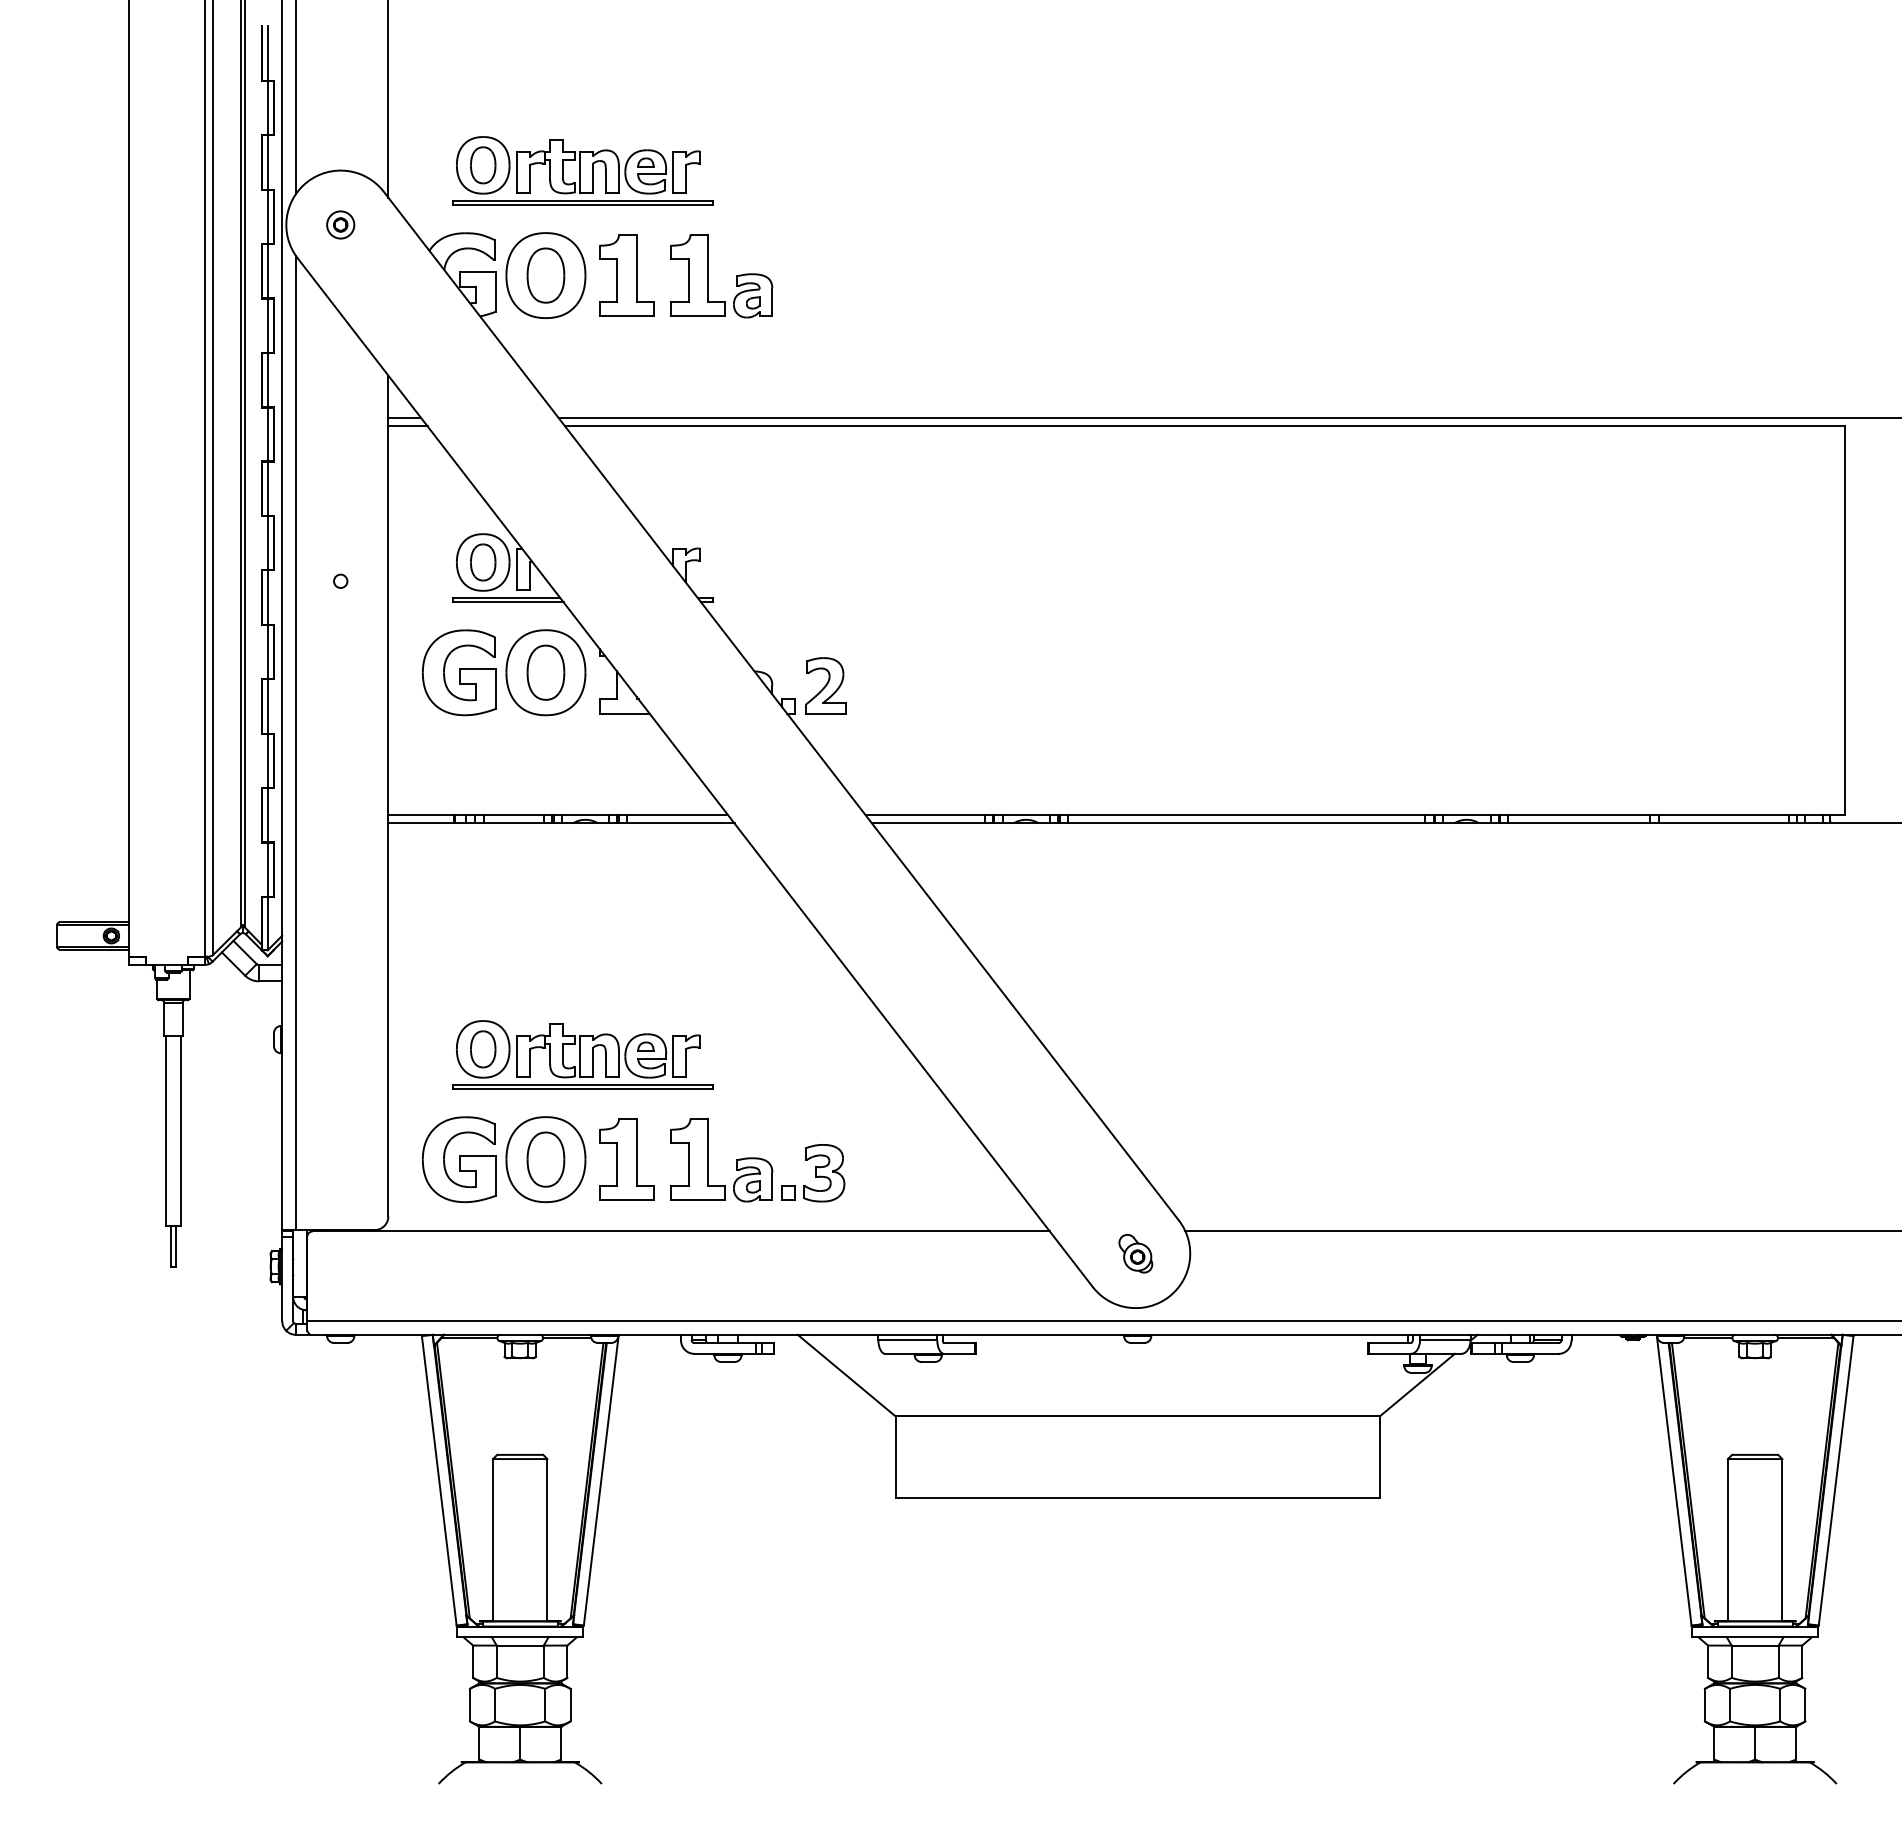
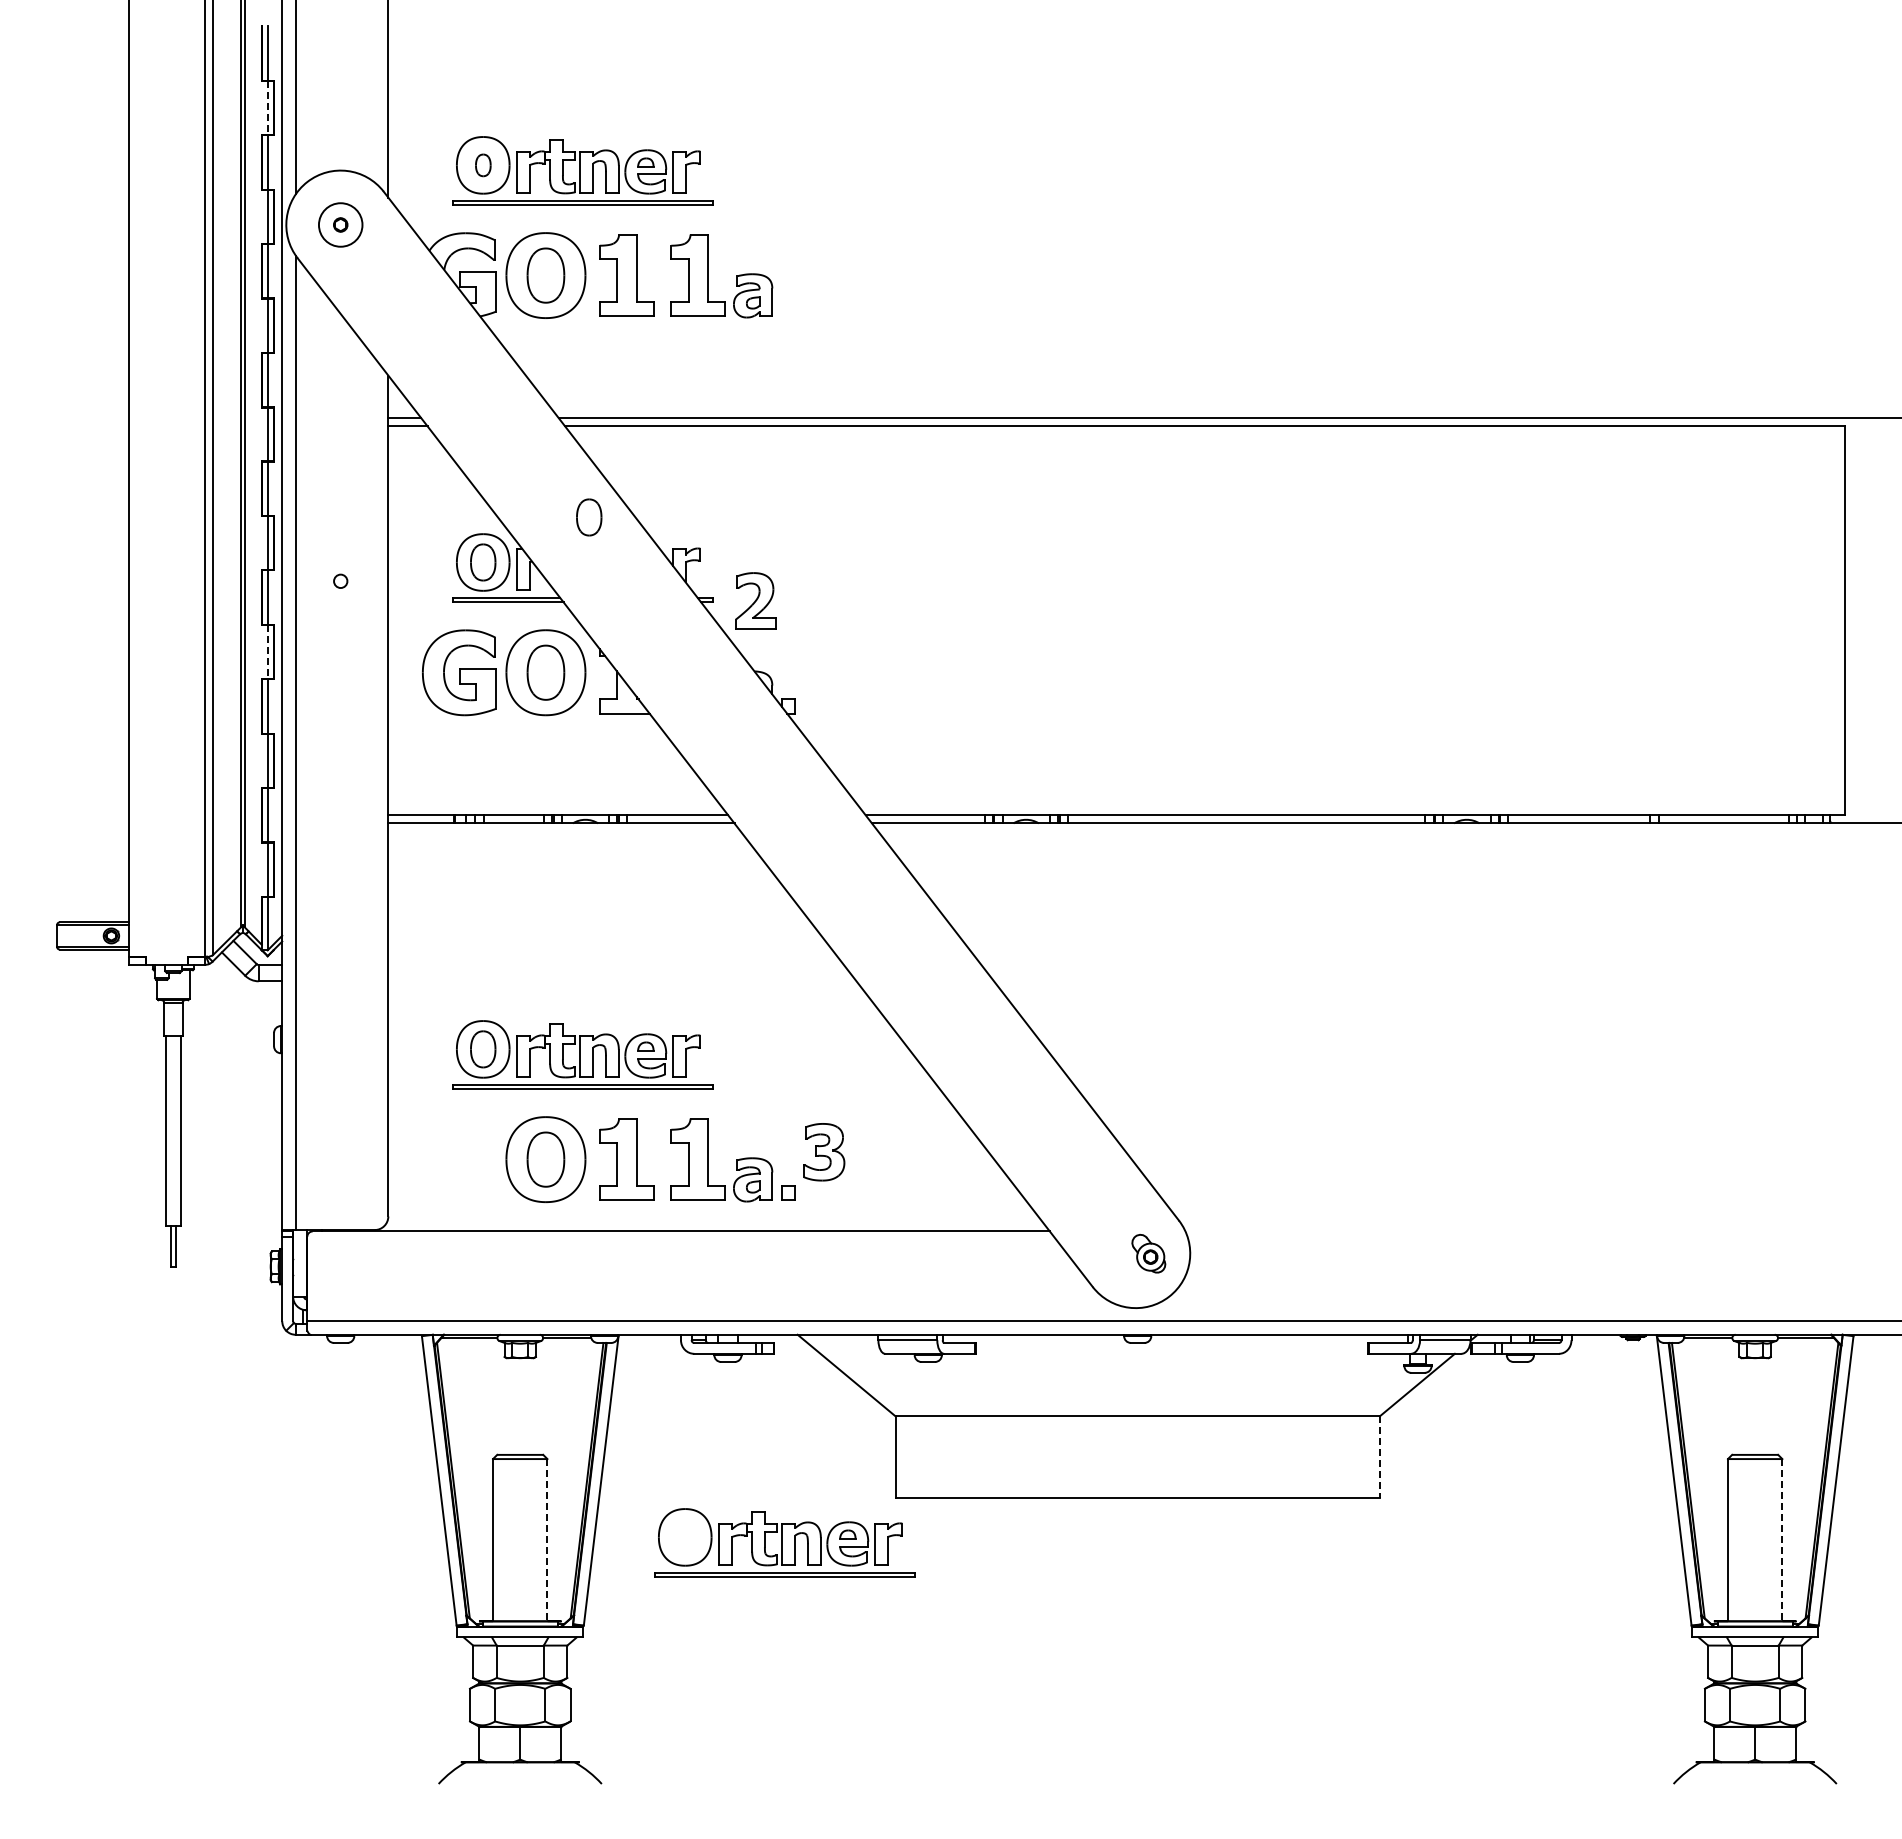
line: solid -> dashed (267, 108)
part size: 27x39 px -> 17x25 px (483, 165)
circle diameter: 27 px -> 44 px (340, 224)
part: none -> present (589, 517)
line: solid -> dashed (267, 652)
part position: (825, 685) -> (755, 600) (755, 600)
part: present -> none (459, 1159)
part position: (824, 1173) -> (824, 1152) (824, 1152)
line: present -> none (1541, 1231)
part position: (1135, 1253) -> (1148, 1253) (1148, 1253)
line: solid -> dashed (1379, 1457)
line: solid -> dashed (547, 1540)
line: solid -> dashed (1782, 1540)
part: none -> present (784, 1542)
